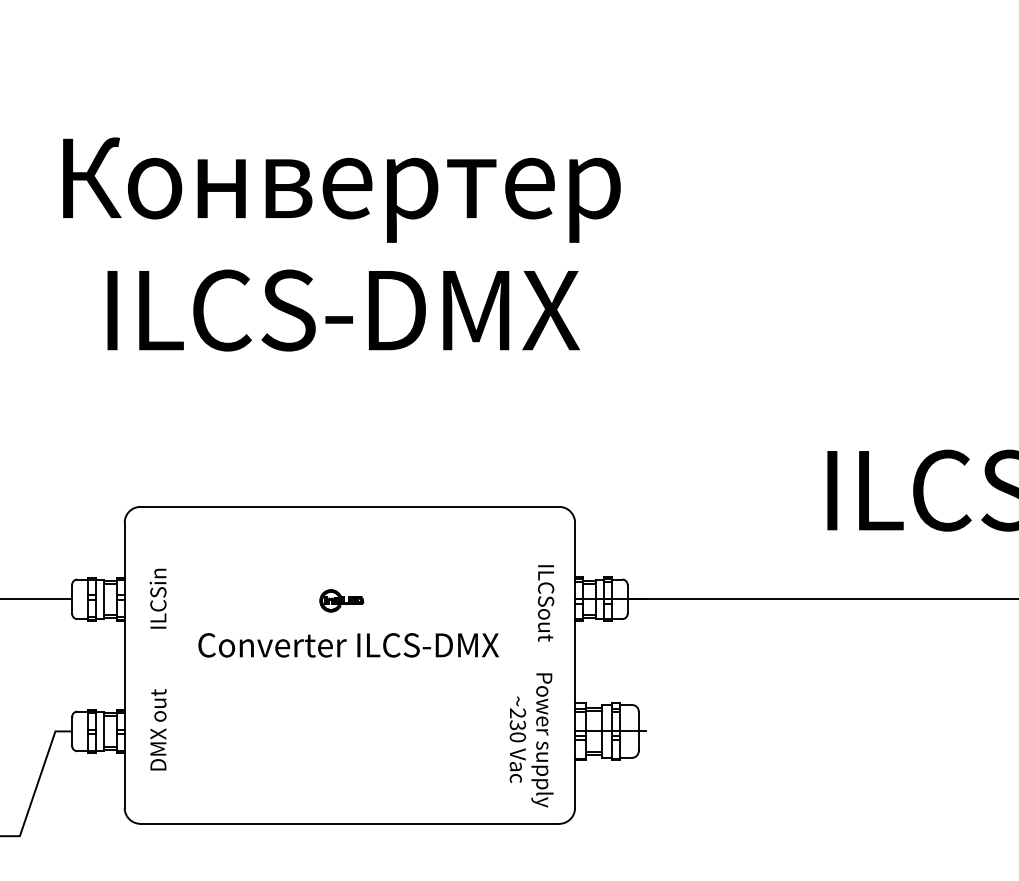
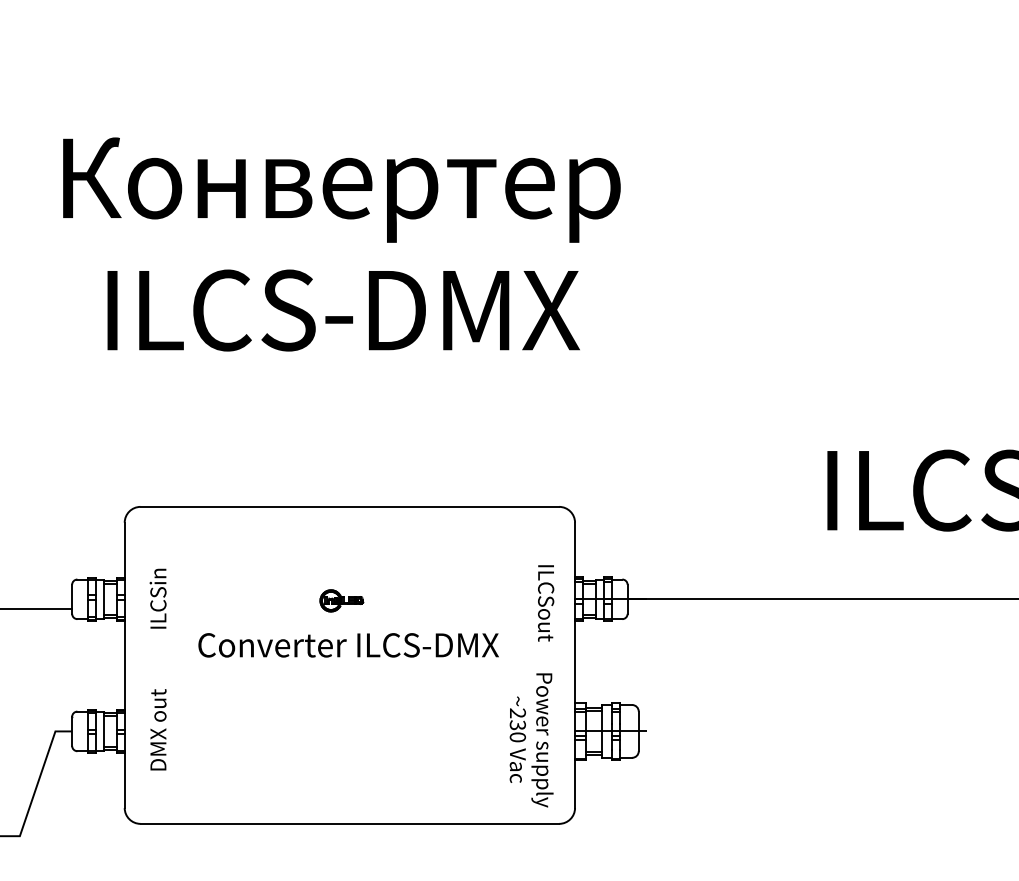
line position: (37, 599) -> (37, 609) (37, 609)
